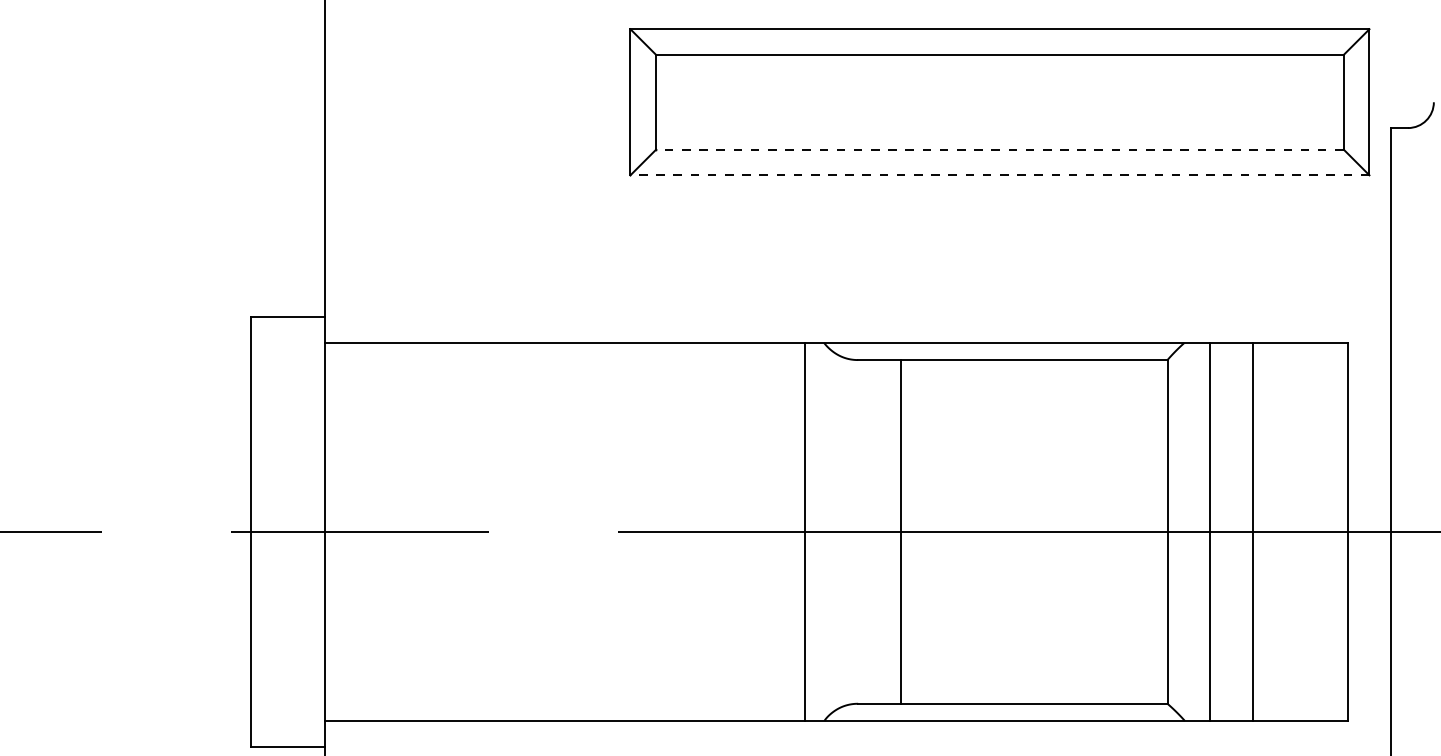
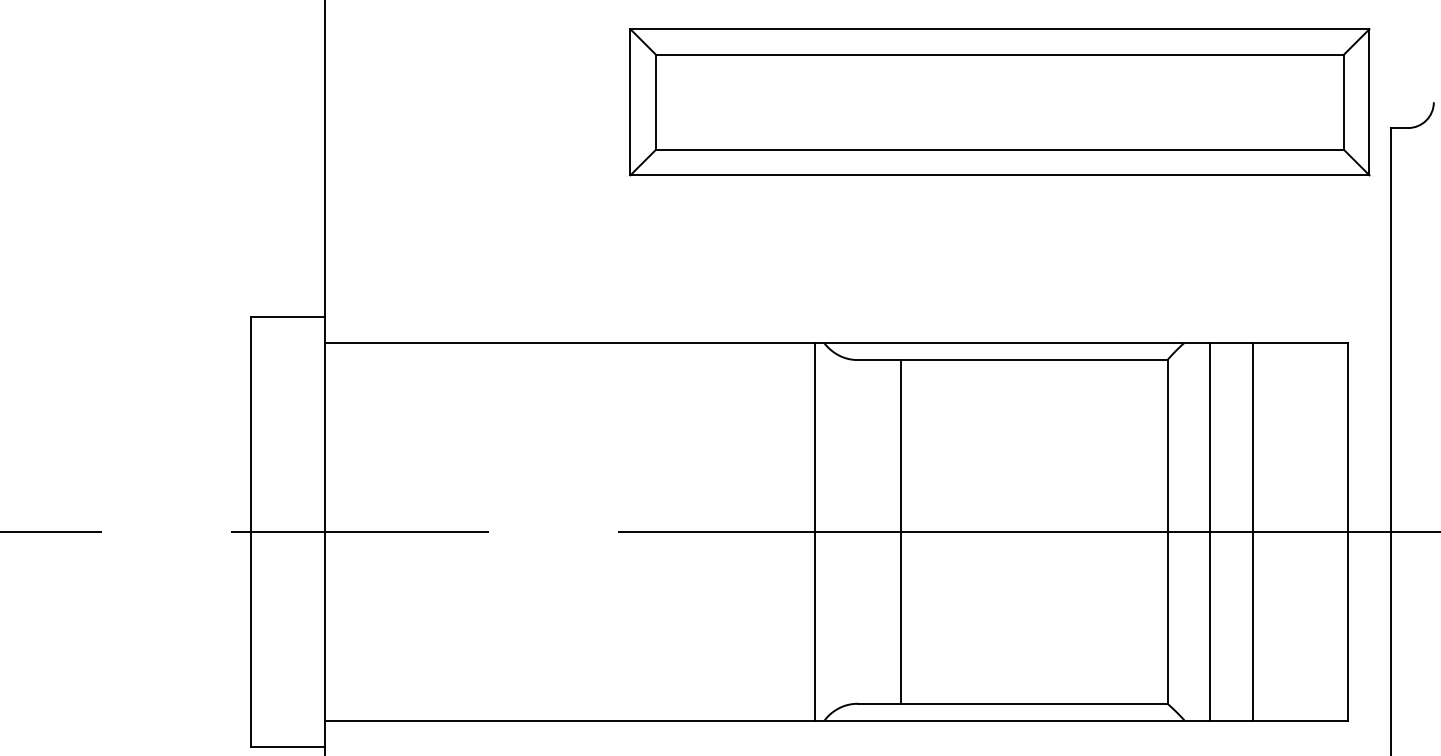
line: dashed -> solid (999, 149)
line: dashed -> solid (999, 175)
line position: (805, 531) -> (815, 531) (815, 531)
